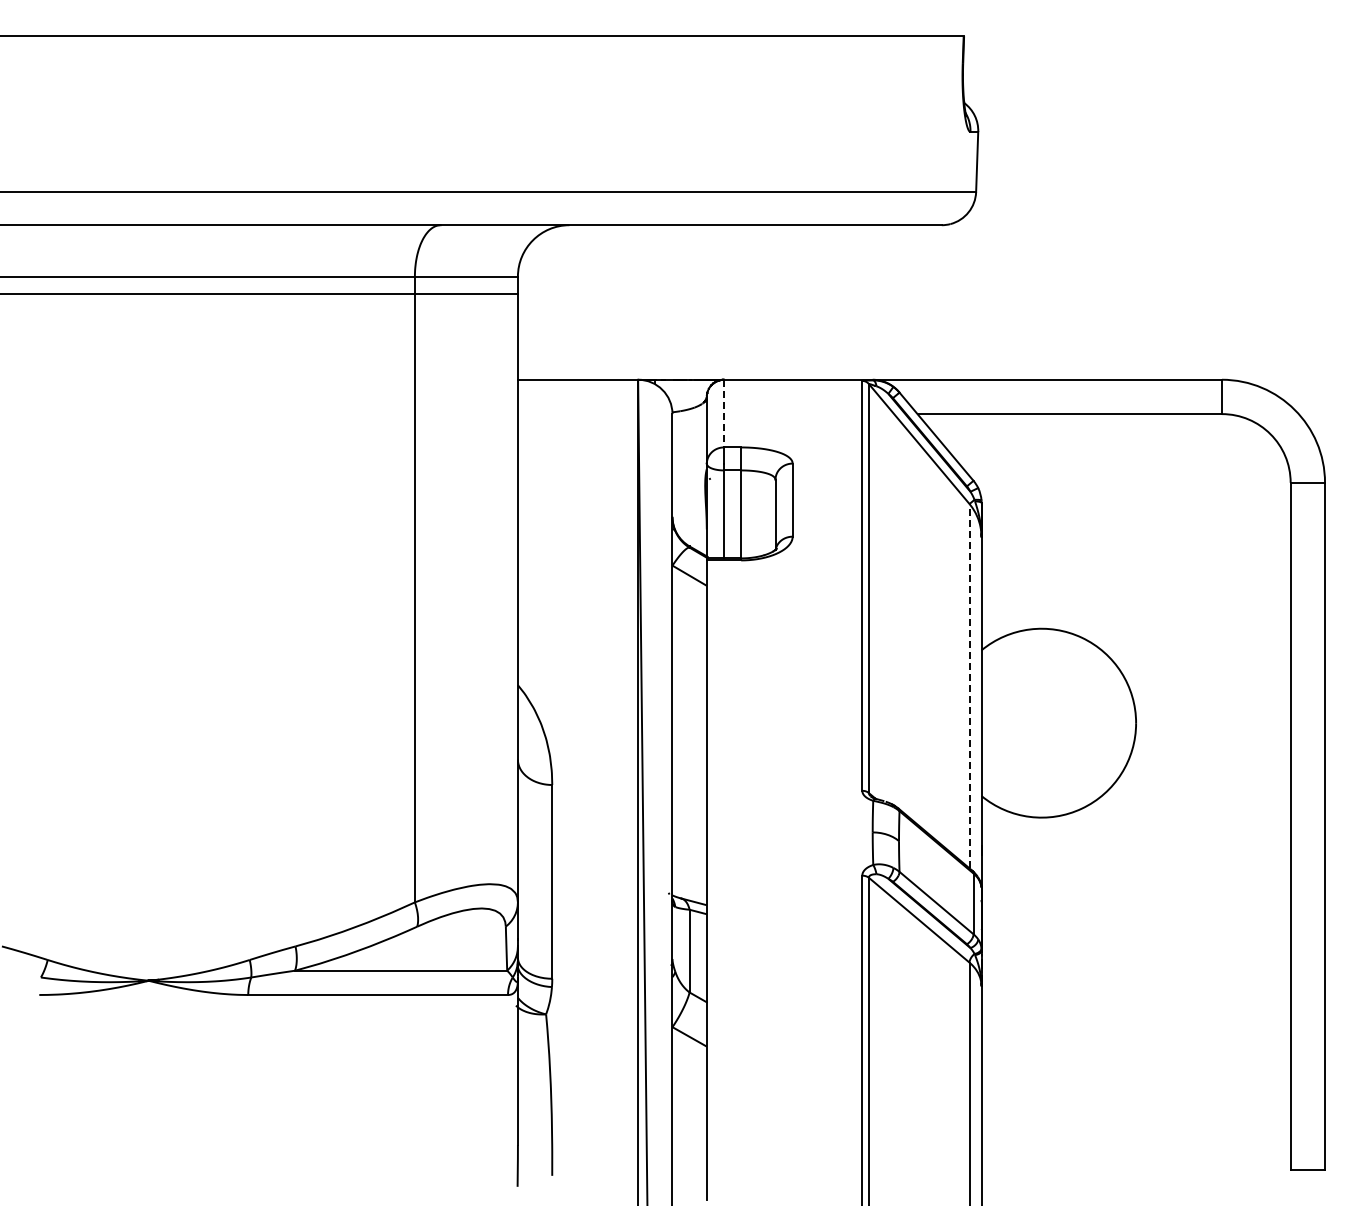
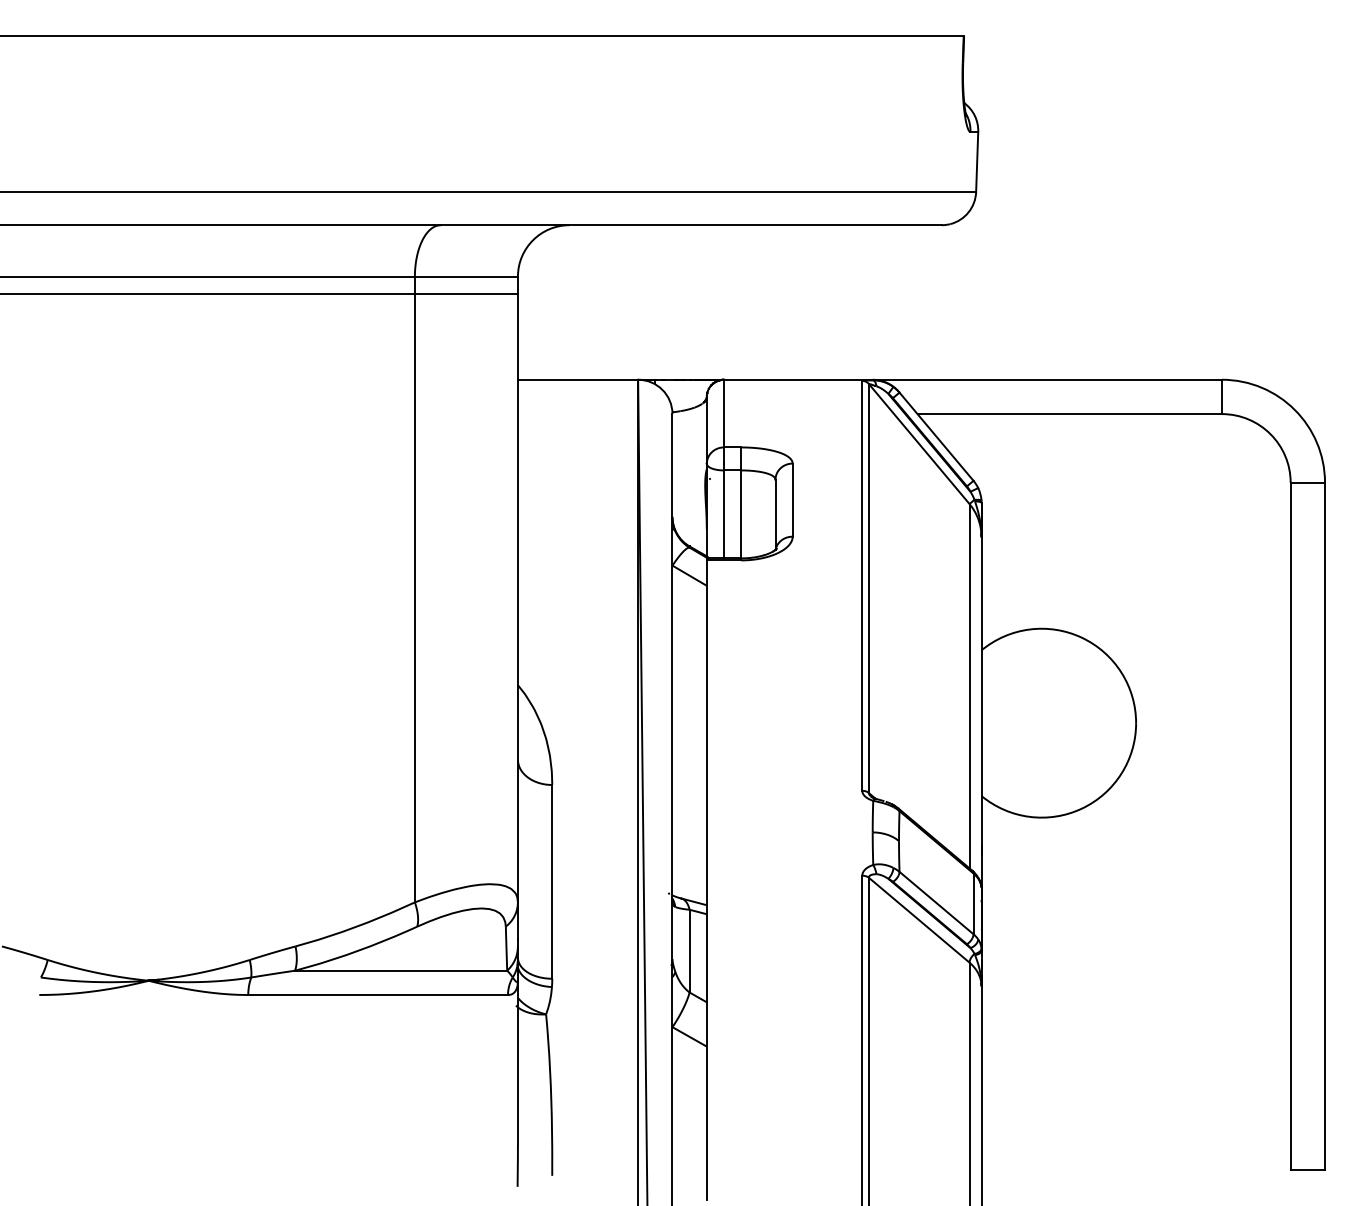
line: dashed -> solid (724, 413)
line: dashed -> solid (969, 685)
